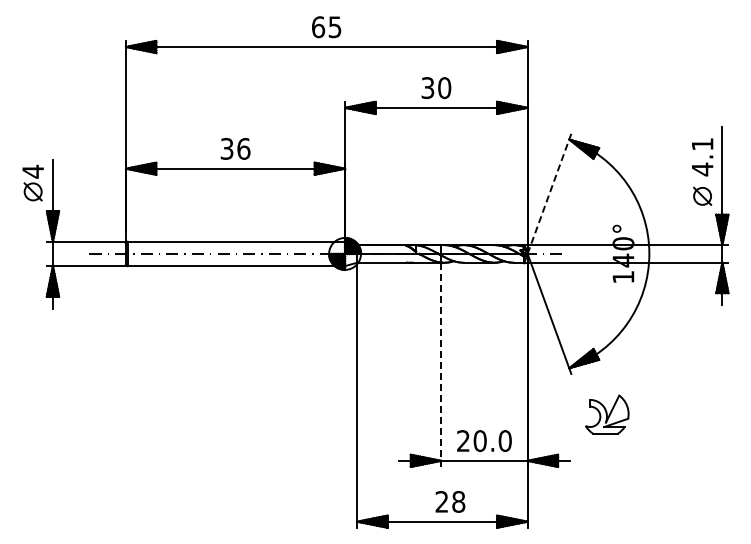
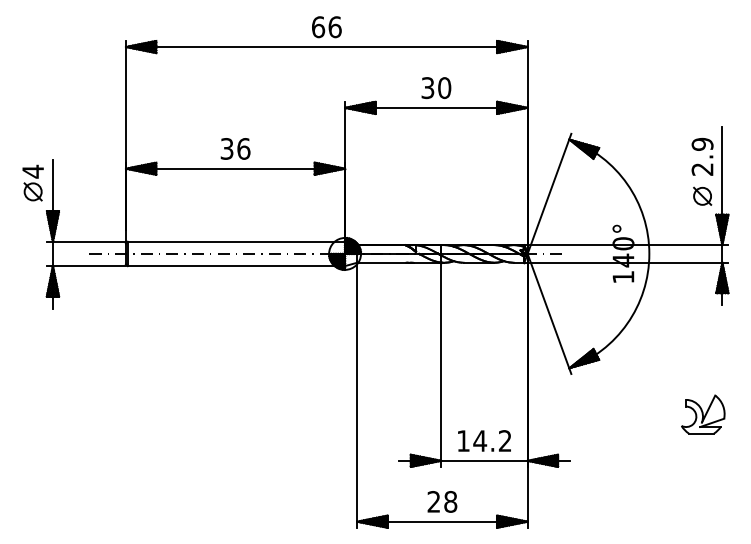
text: 65 -> 66 (334, 27)
text: 4.1 -> 2.9 (702, 156)
line: dashed -> solid (549, 193)
line: dashed -> solid (441, 365)
part position: (607, 414) -> (703, 414) (703, 414)
text: 20.0 -> 14.2 (484, 440)
text position: (450, 501) -> (442, 501) (442, 501)
